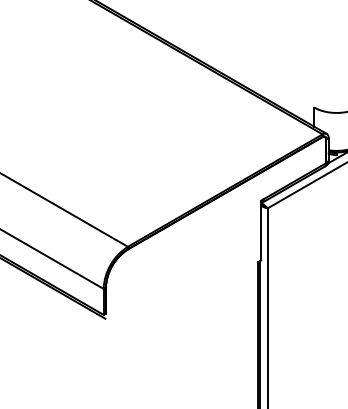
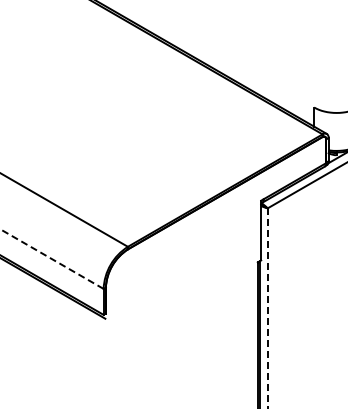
line: solid -> dashed (51, 258)
line: solid -> dashed (267, 308)
